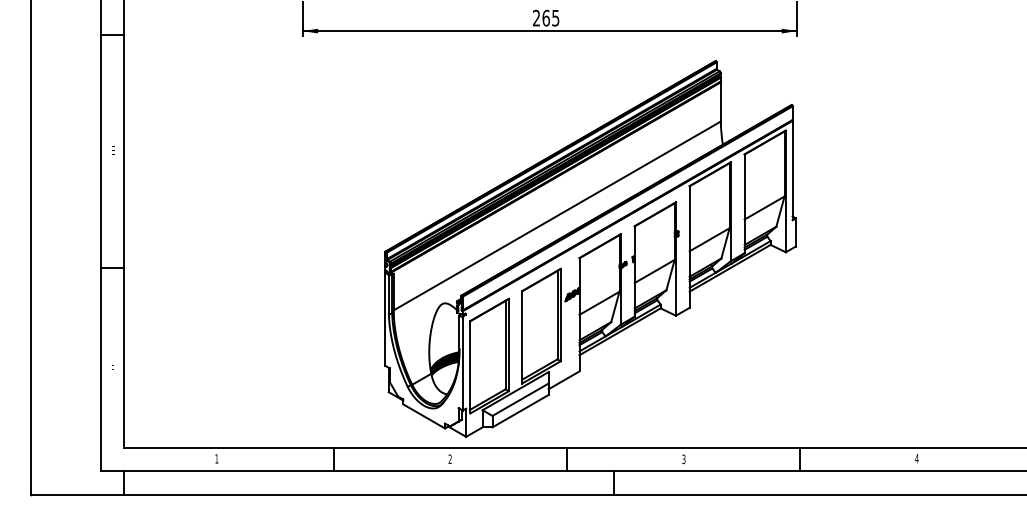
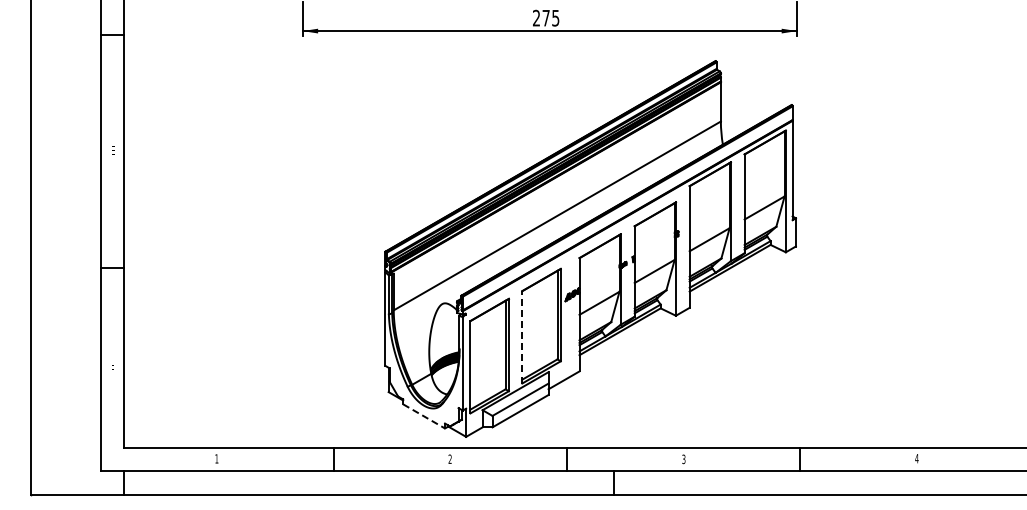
text: 265 -> 275 (545, 17)
line: solid -> dashed (522, 336)
line: solid -> dashed (424, 416)
